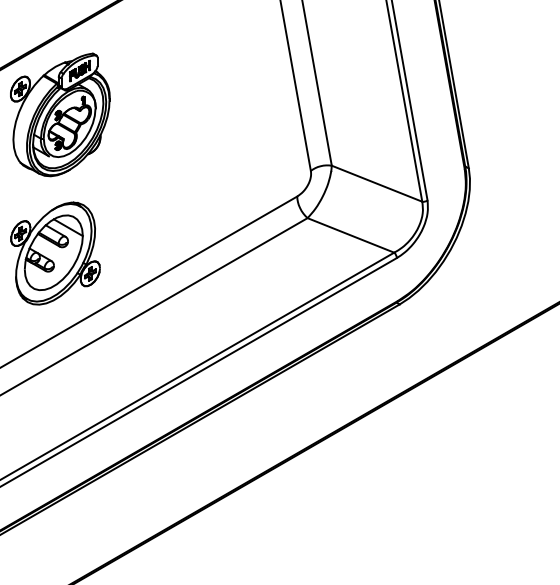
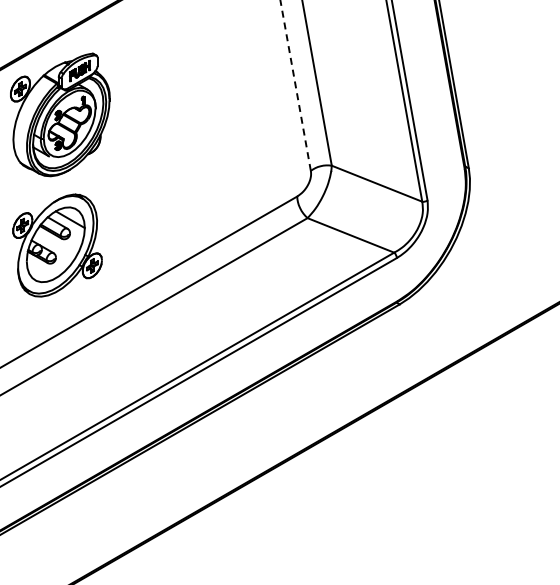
line: solid -> dashed (295, 85)
part position: (55, 253) -> (57, 245) (57, 245)
